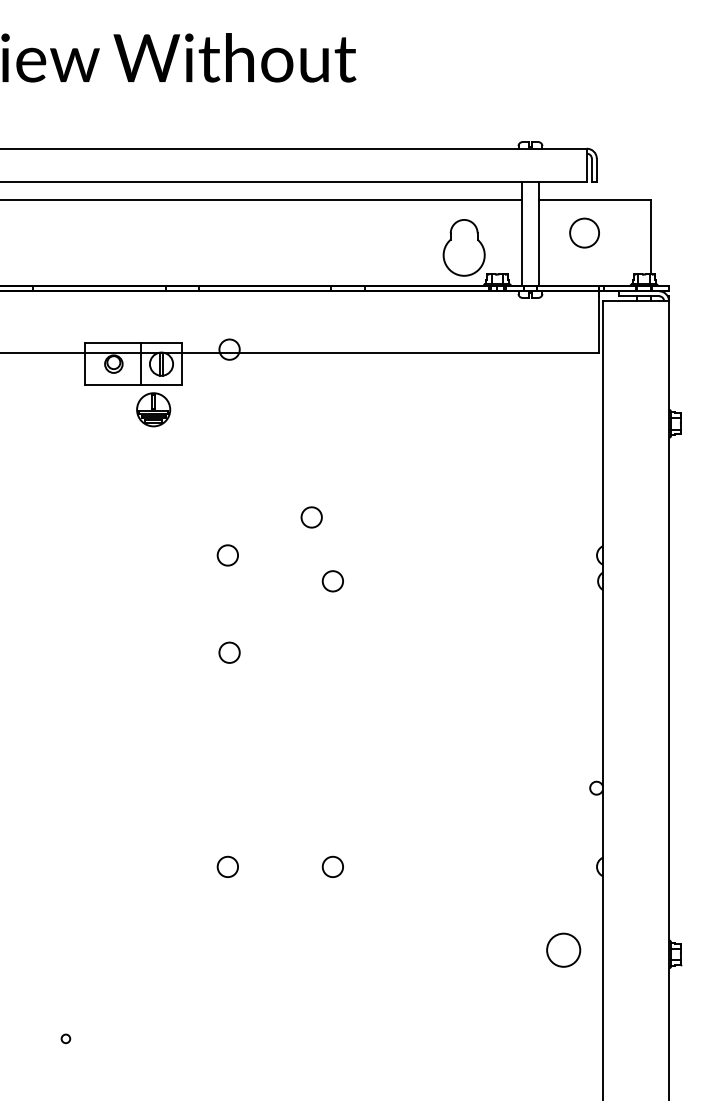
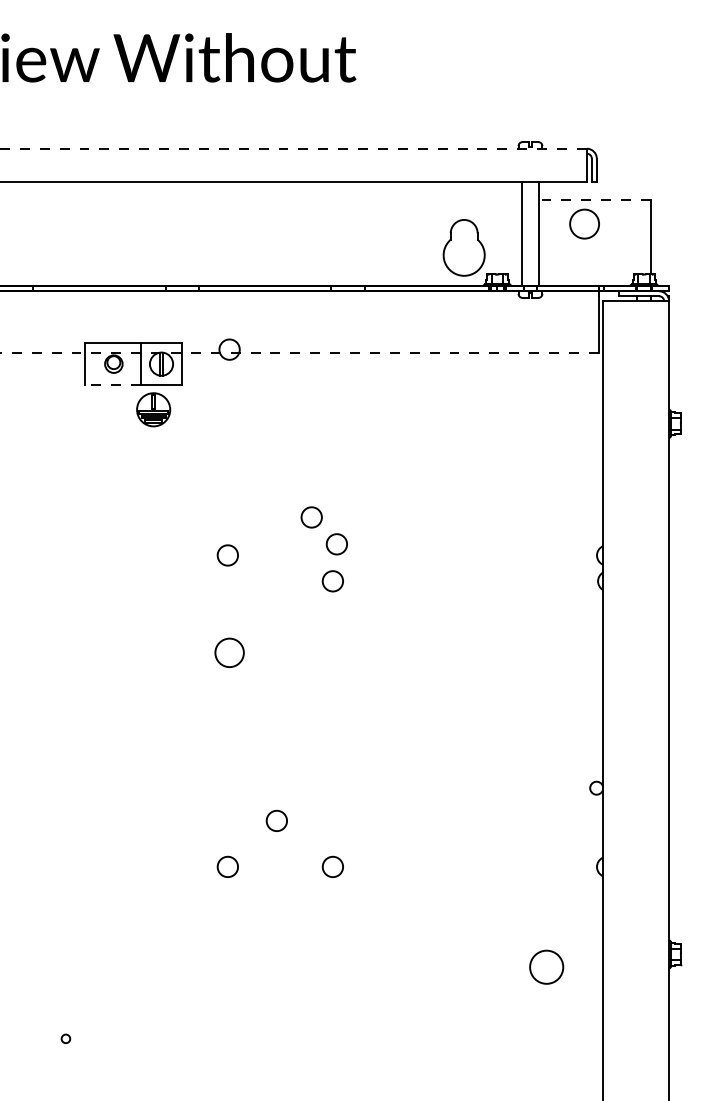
line: solid -> dashed (293, 148)
line: present -> none (262, 199)
line: solid -> dashed (594, 199)
circle position: (584, 232) -> (584, 223) (584, 223)
line: solid -> dashed (299, 352)
line: solid -> dashed (112, 384)
circle: none -> present (336, 544)
circle size: 23x23 px -> 31x31 px (229, 652)
circle: none -> present (276, 820)
circle position: (563, 949) -> (546, 966) (546, 966)
